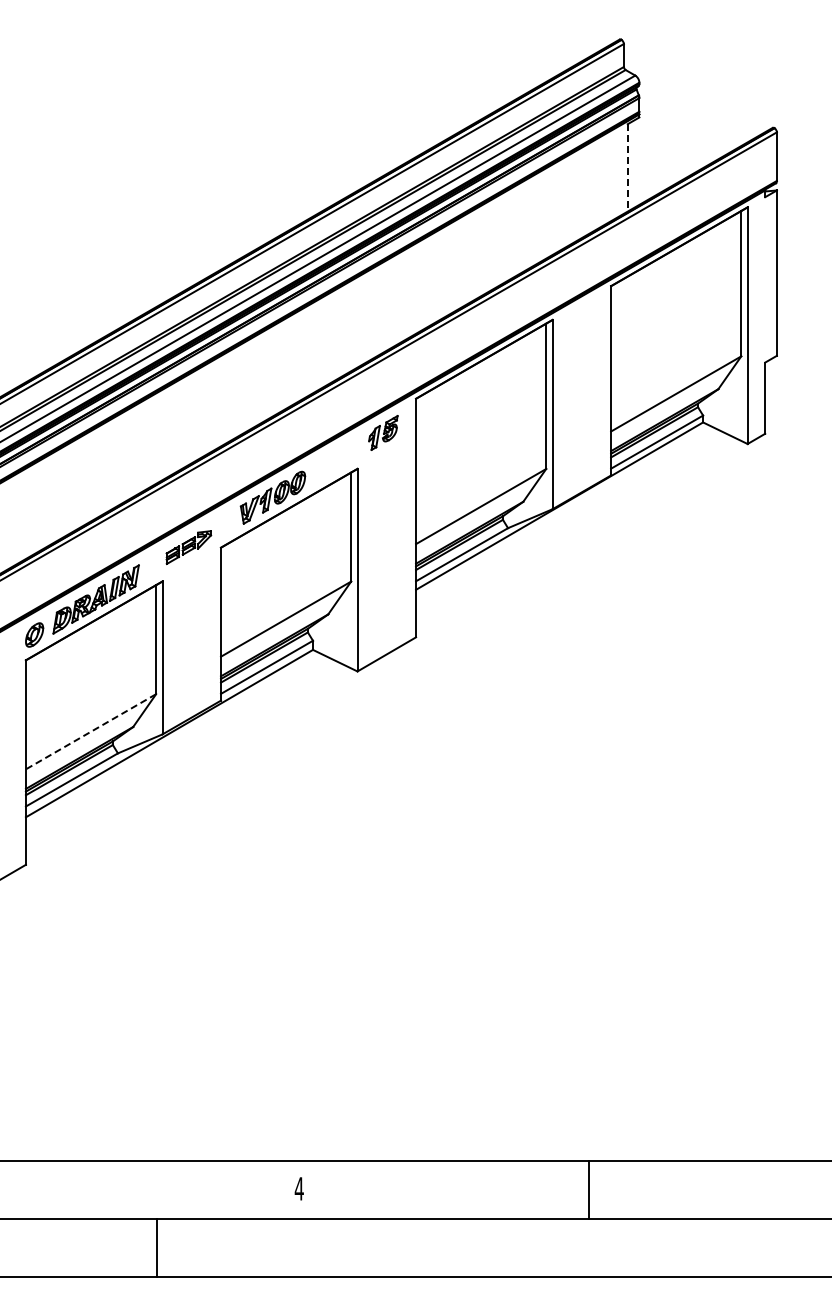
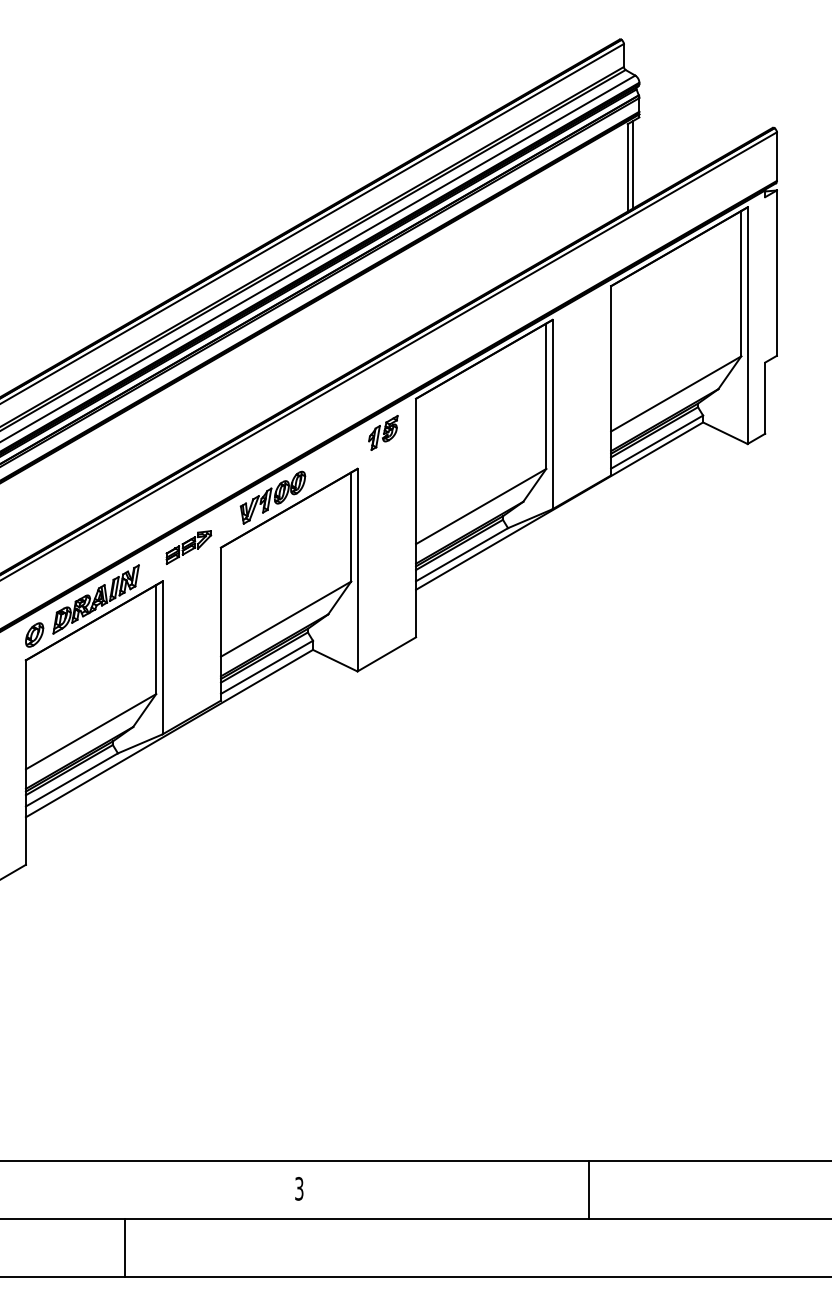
line: none -> present (633, 164)
line: dashed -> solid (627, 167)
line: dashed -> solid (90, 731)
text: 4 -> 3 (298, 1188)
line position: (157, 1247) -> (125, 1247) (125, 1247)
